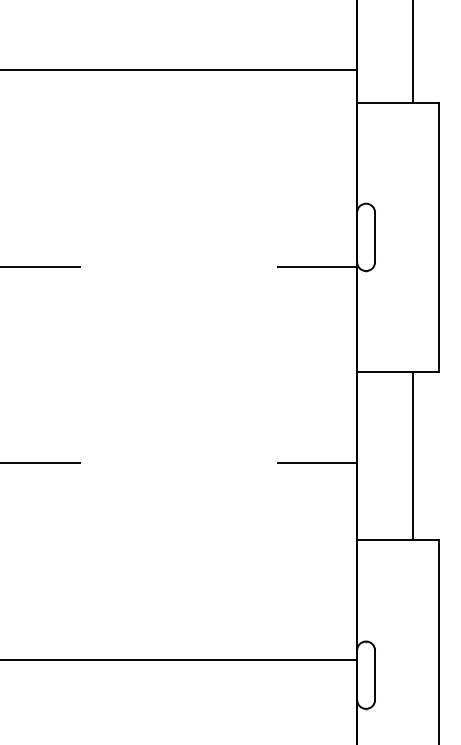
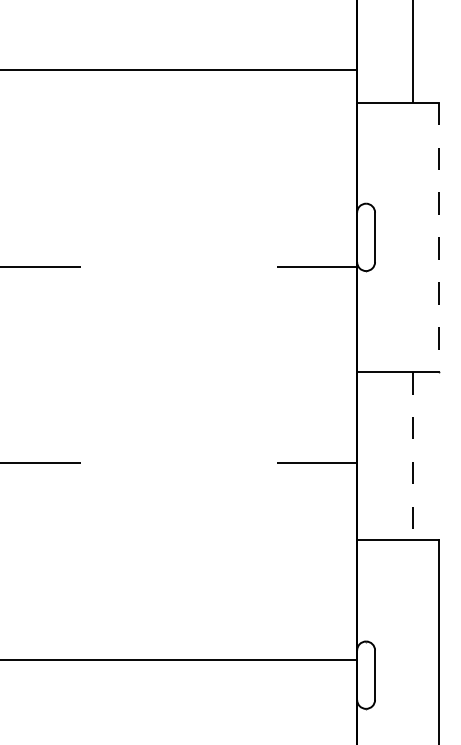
line: solid -> dashed (439, 237)
line: solid -> dashed (413, 456)
